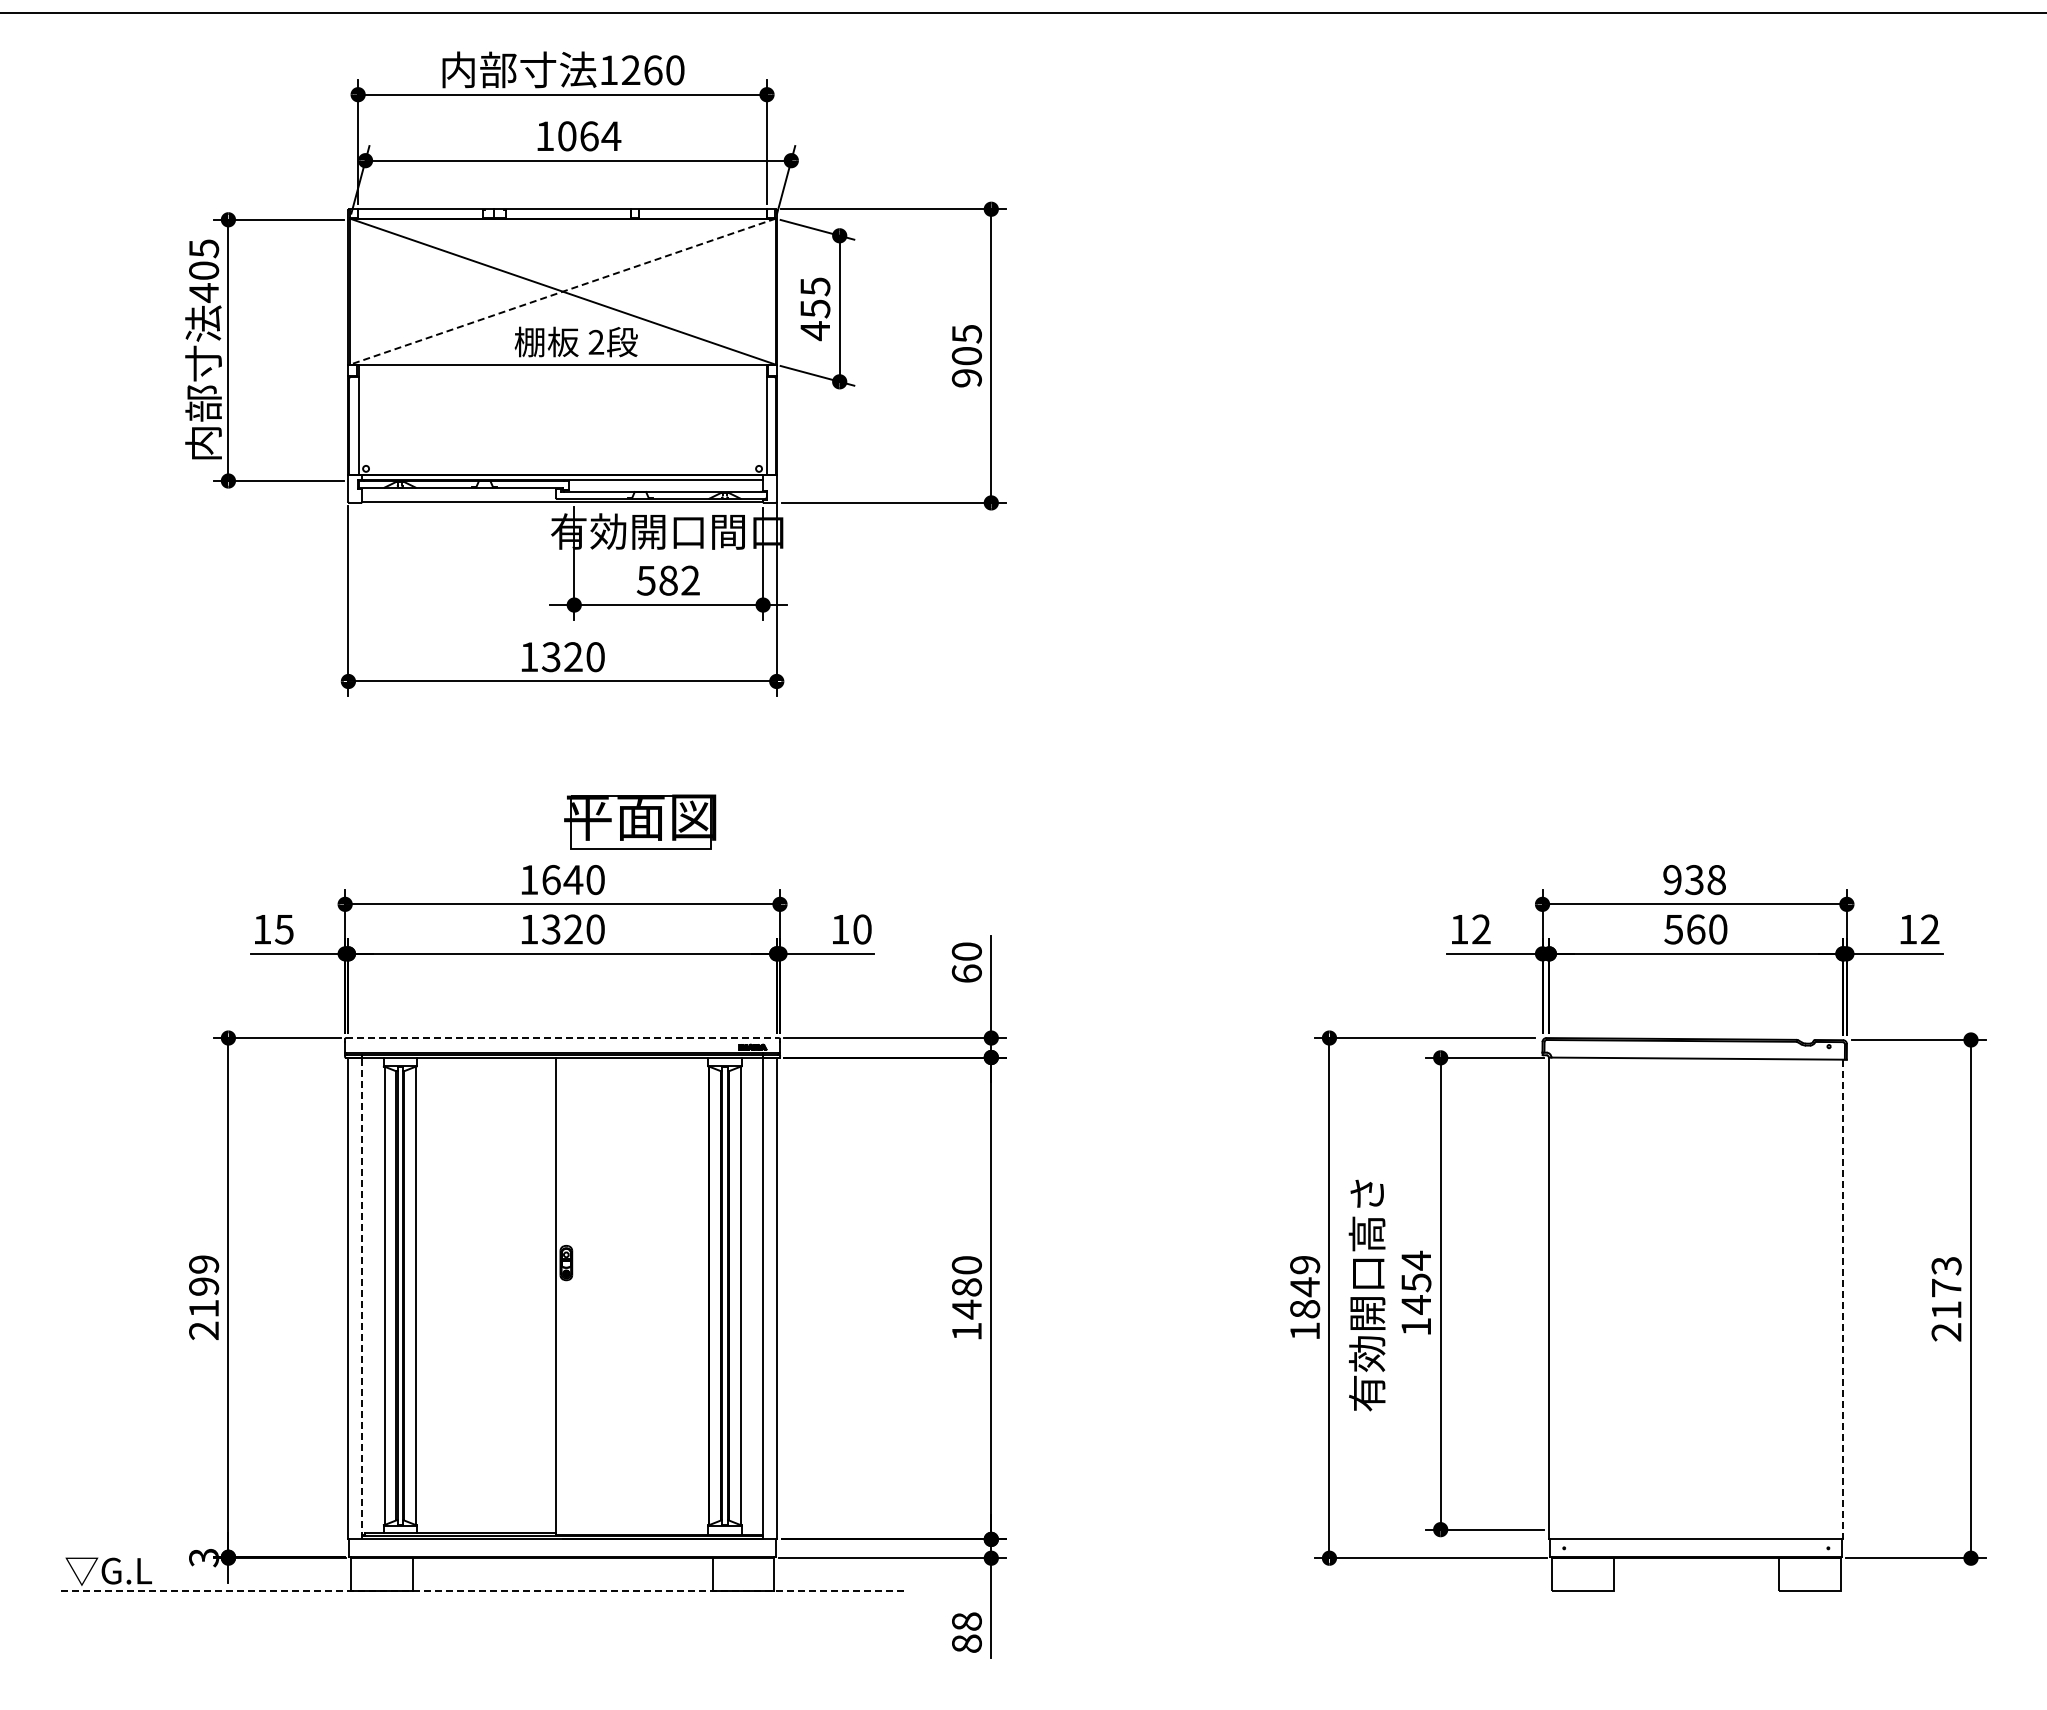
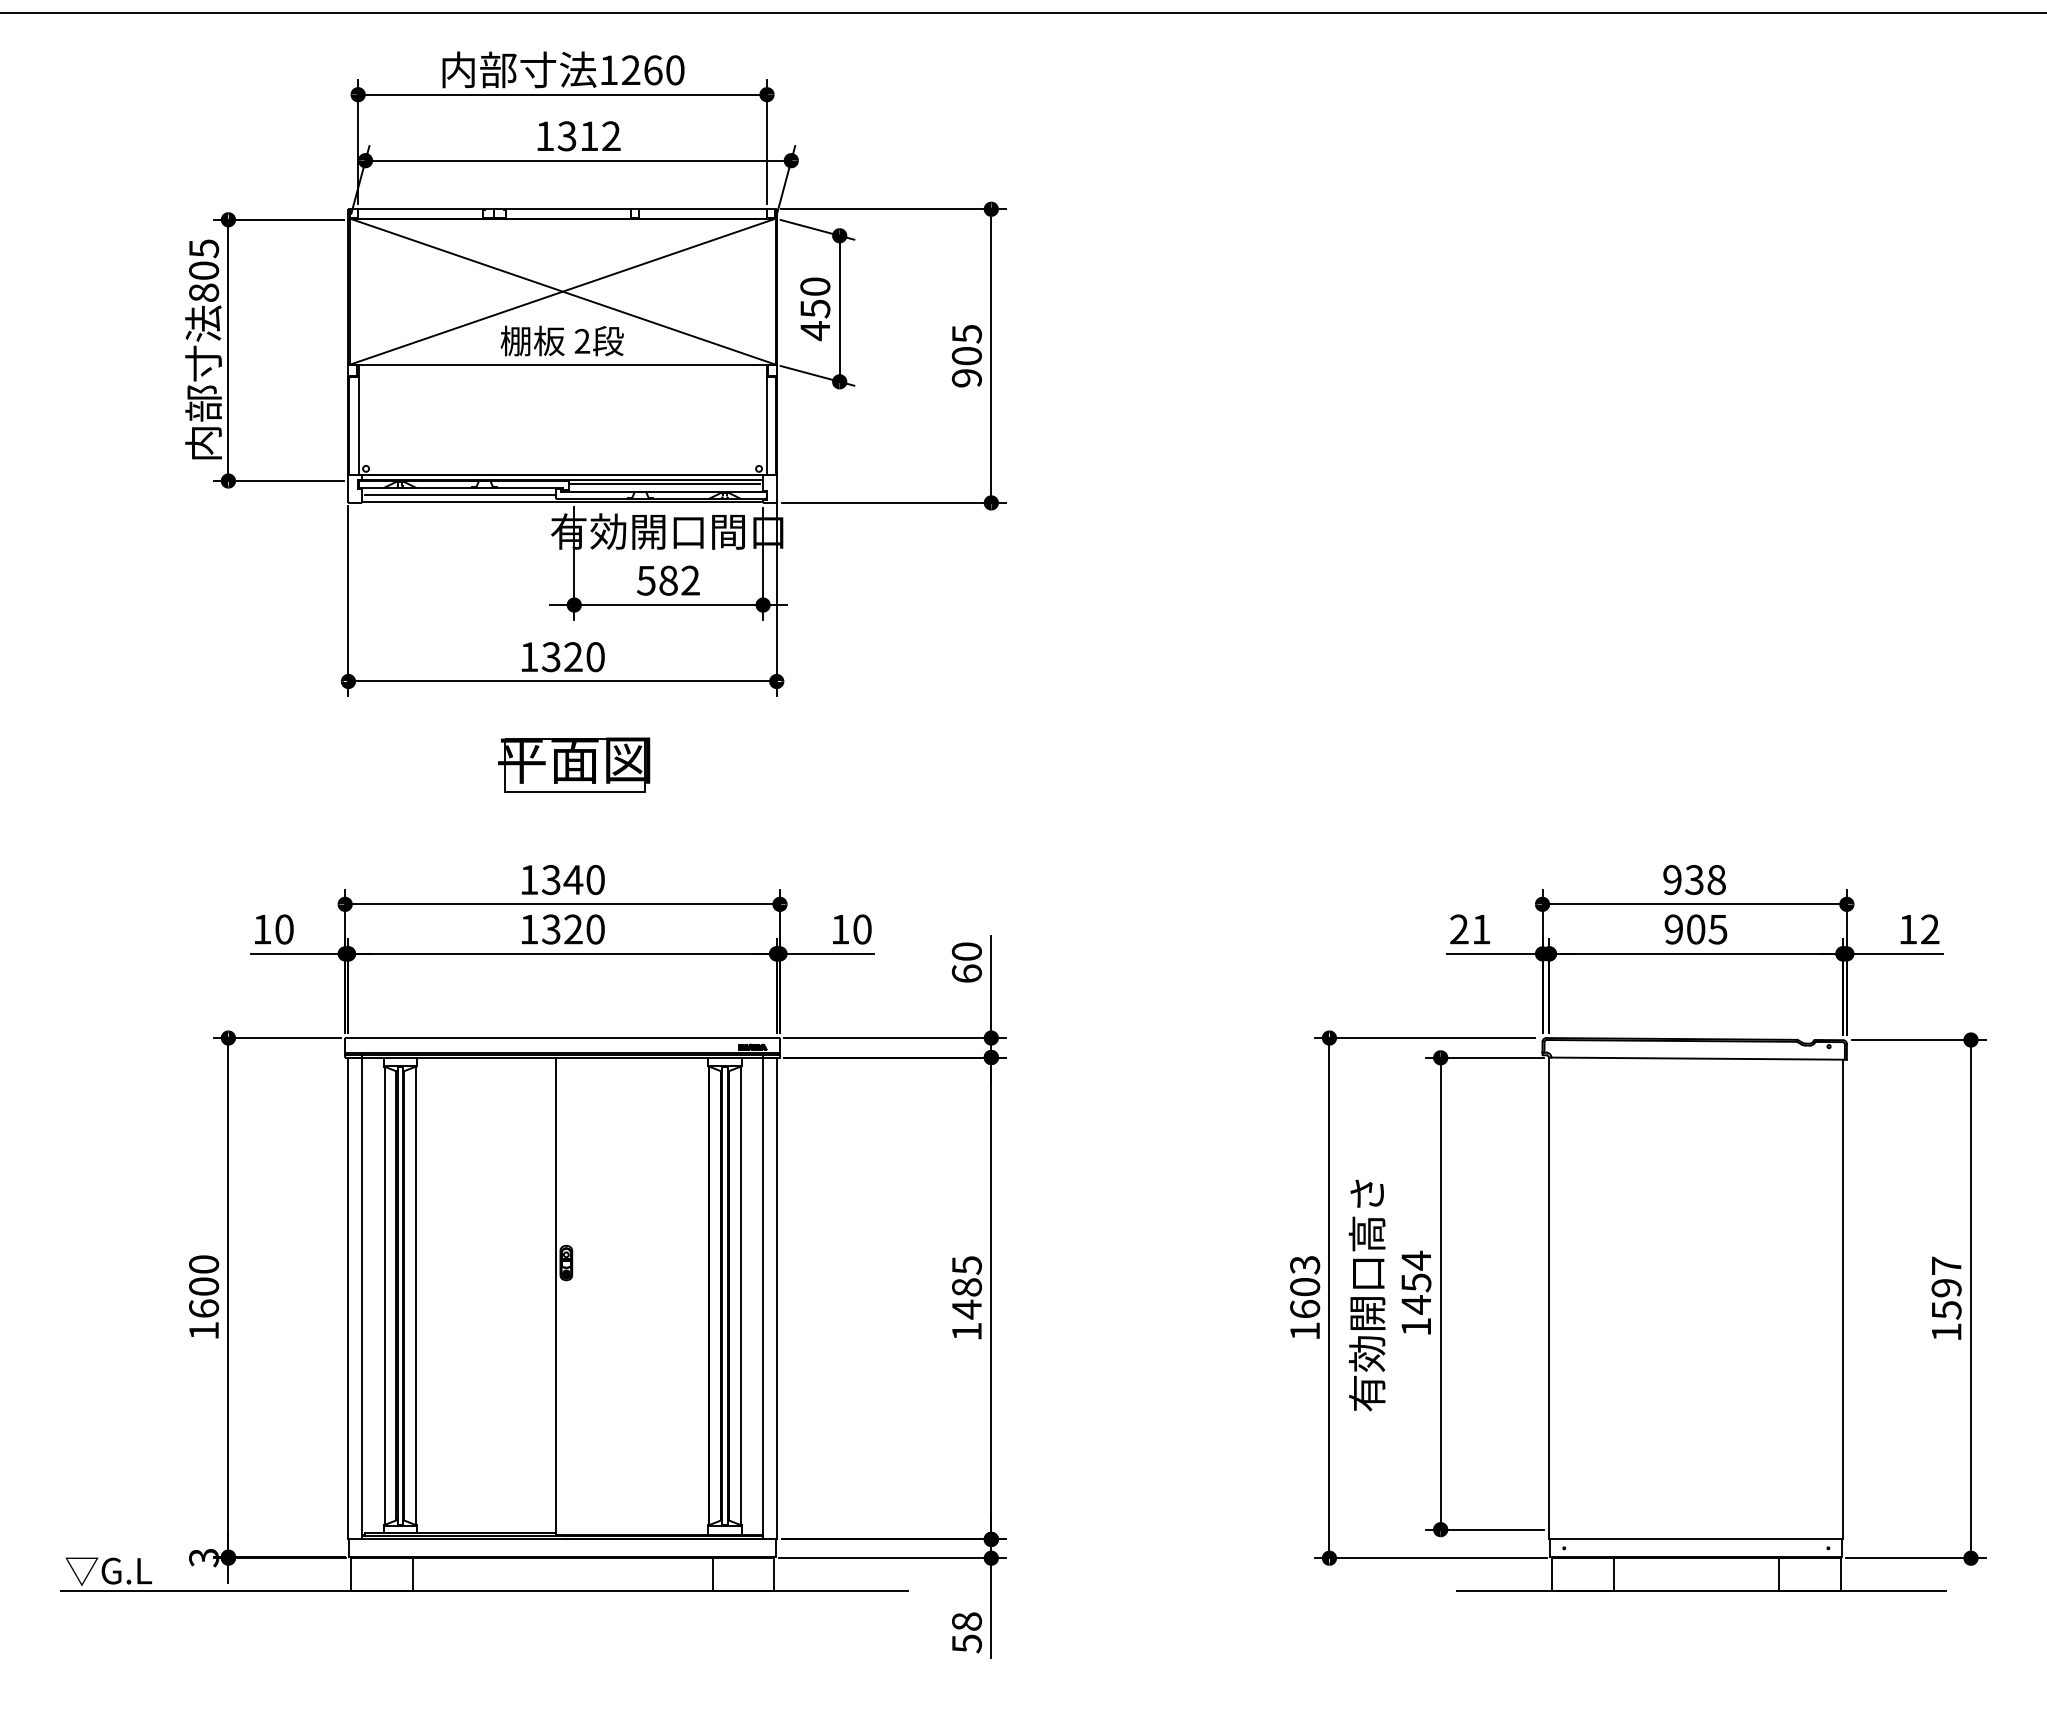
text: 1064 -> 1312 (589, 136)
text: 455 -> 450 (815, 286)
line: dashed -> solid (562, 291)
text: 405 -> 805 (204, 293)
text position: (575, 341) -> (561, 340) (561, 340)
line: none -> present (664, 484)
line: none -> present (459, 495)
part position: (640, 821) -> (574, 764) (574, 764)
text: 1640 -> 1340 (550, 880)
text: 15 -> 10 (283, 929)
text: 12 -> 21 (1470, 929)
text: 560 -> 905 (1695, 929)
line: dashed -> solid (563, 1038)
text: 1480 -> 1485 (966, 1265)
text: 1849 -> 1603 (1305, 1287)
text: 2199 -> 1600 (204, 1297)
line: dashed -> solid (362, 1298)
text: 2173 -> 1597 (1946, 1298)
line: dashed -> solid (1842, 1299)
line: dashed -> solid (485, 1590)
line: none -> present (1701, 1590)
text: 88 -> 58 (966, 1643)
